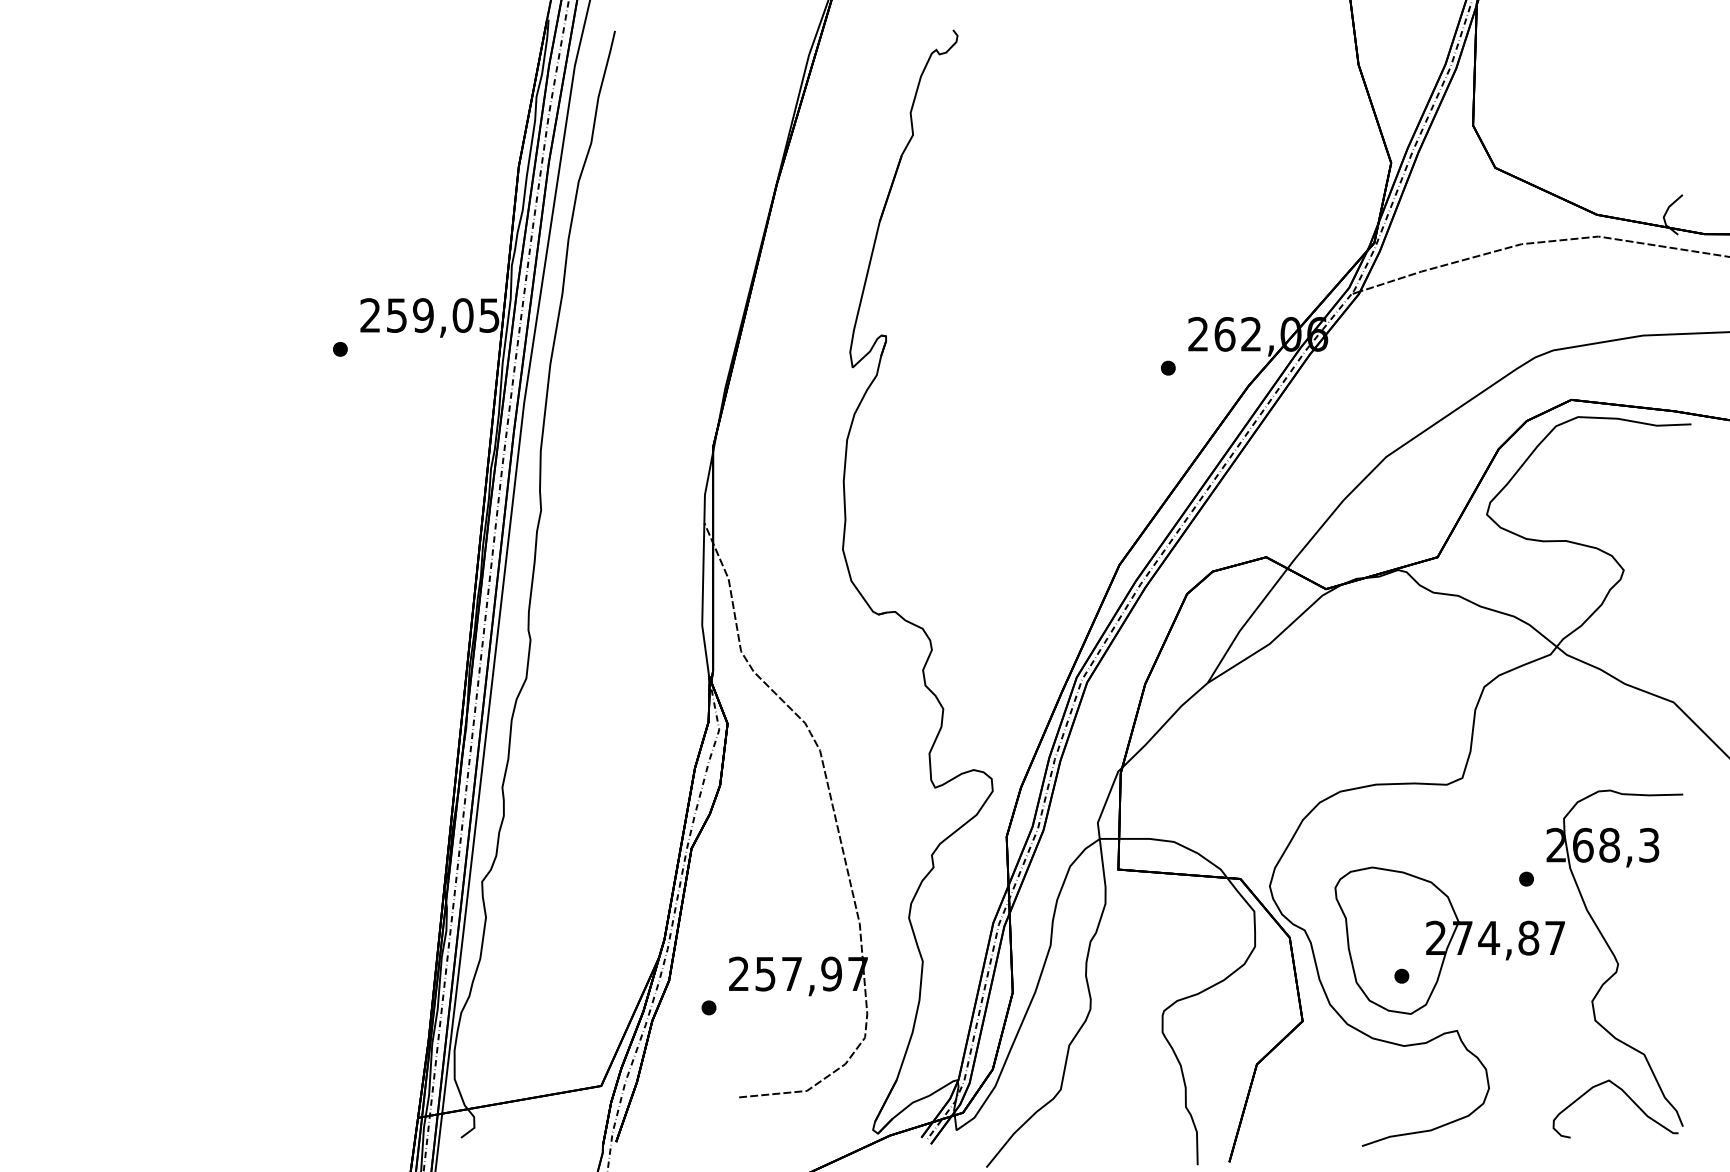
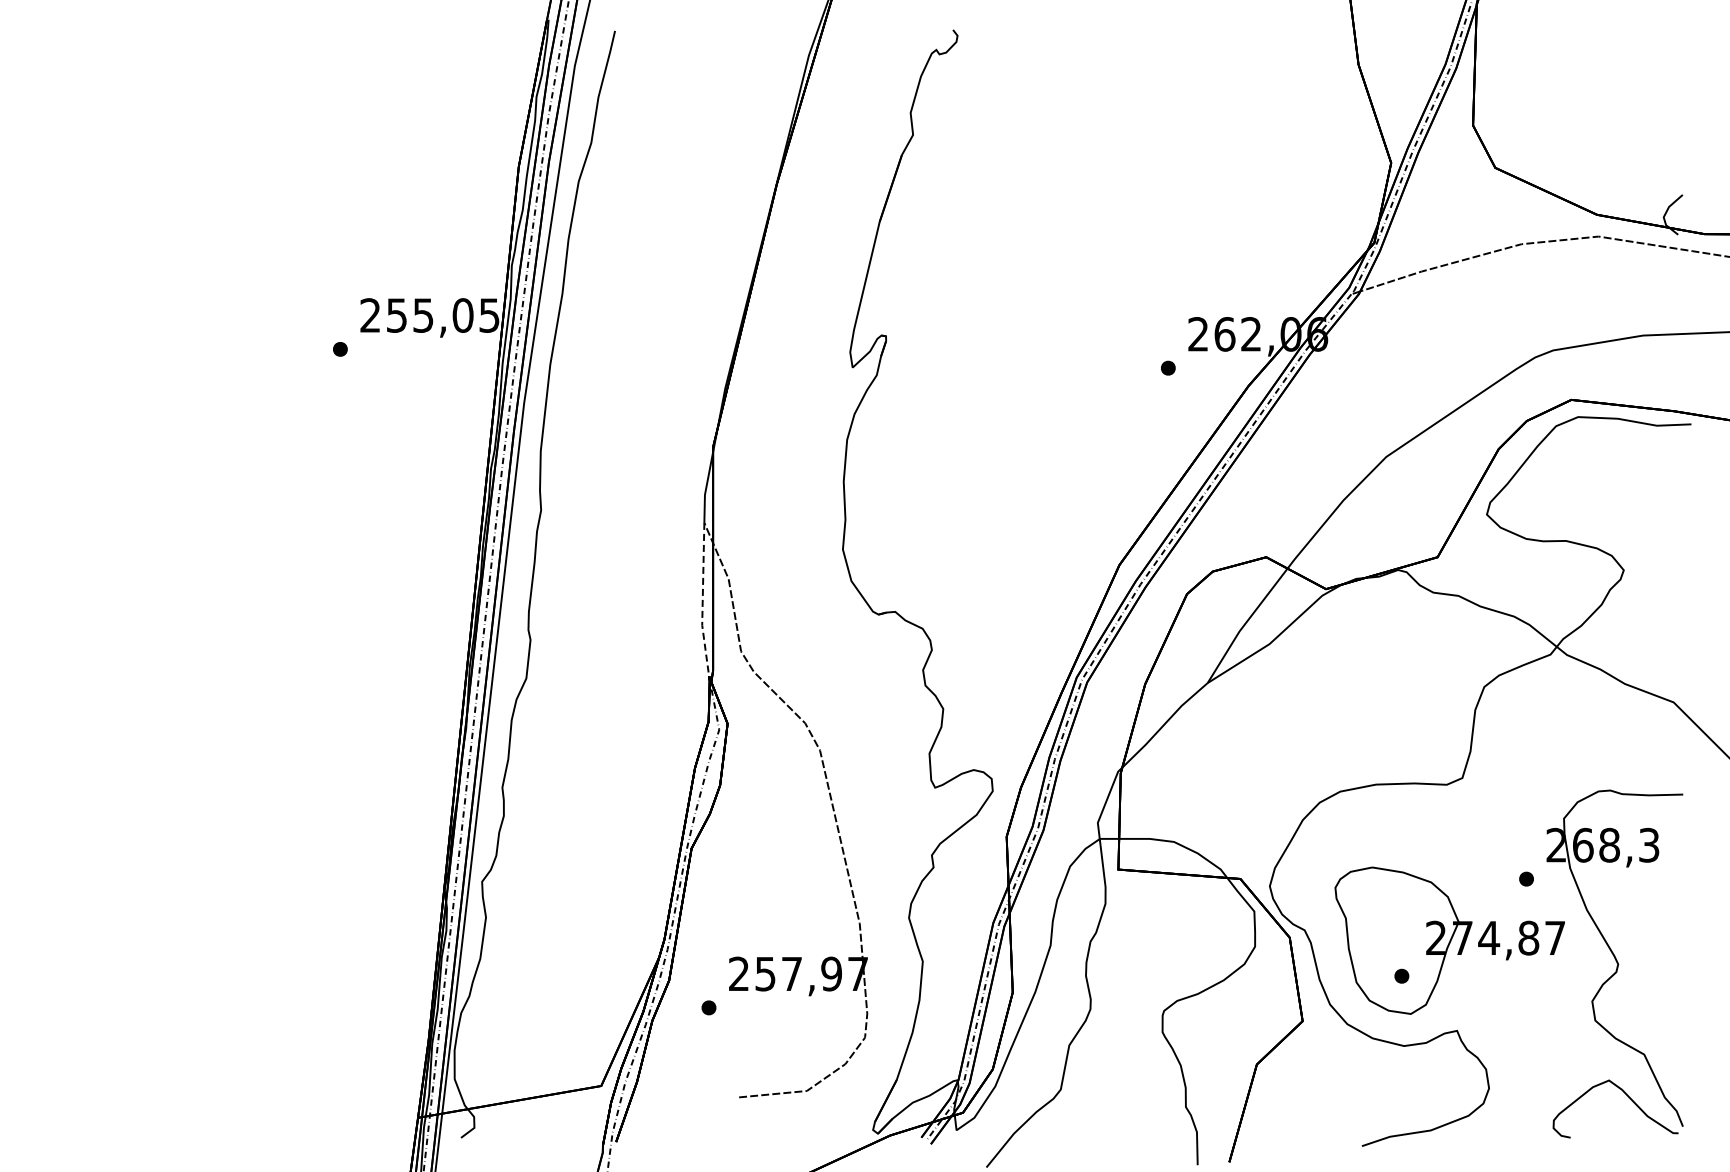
text: 259,05 -> 255,05 (423, 315)
line: solid -> dashed (702, 600)
